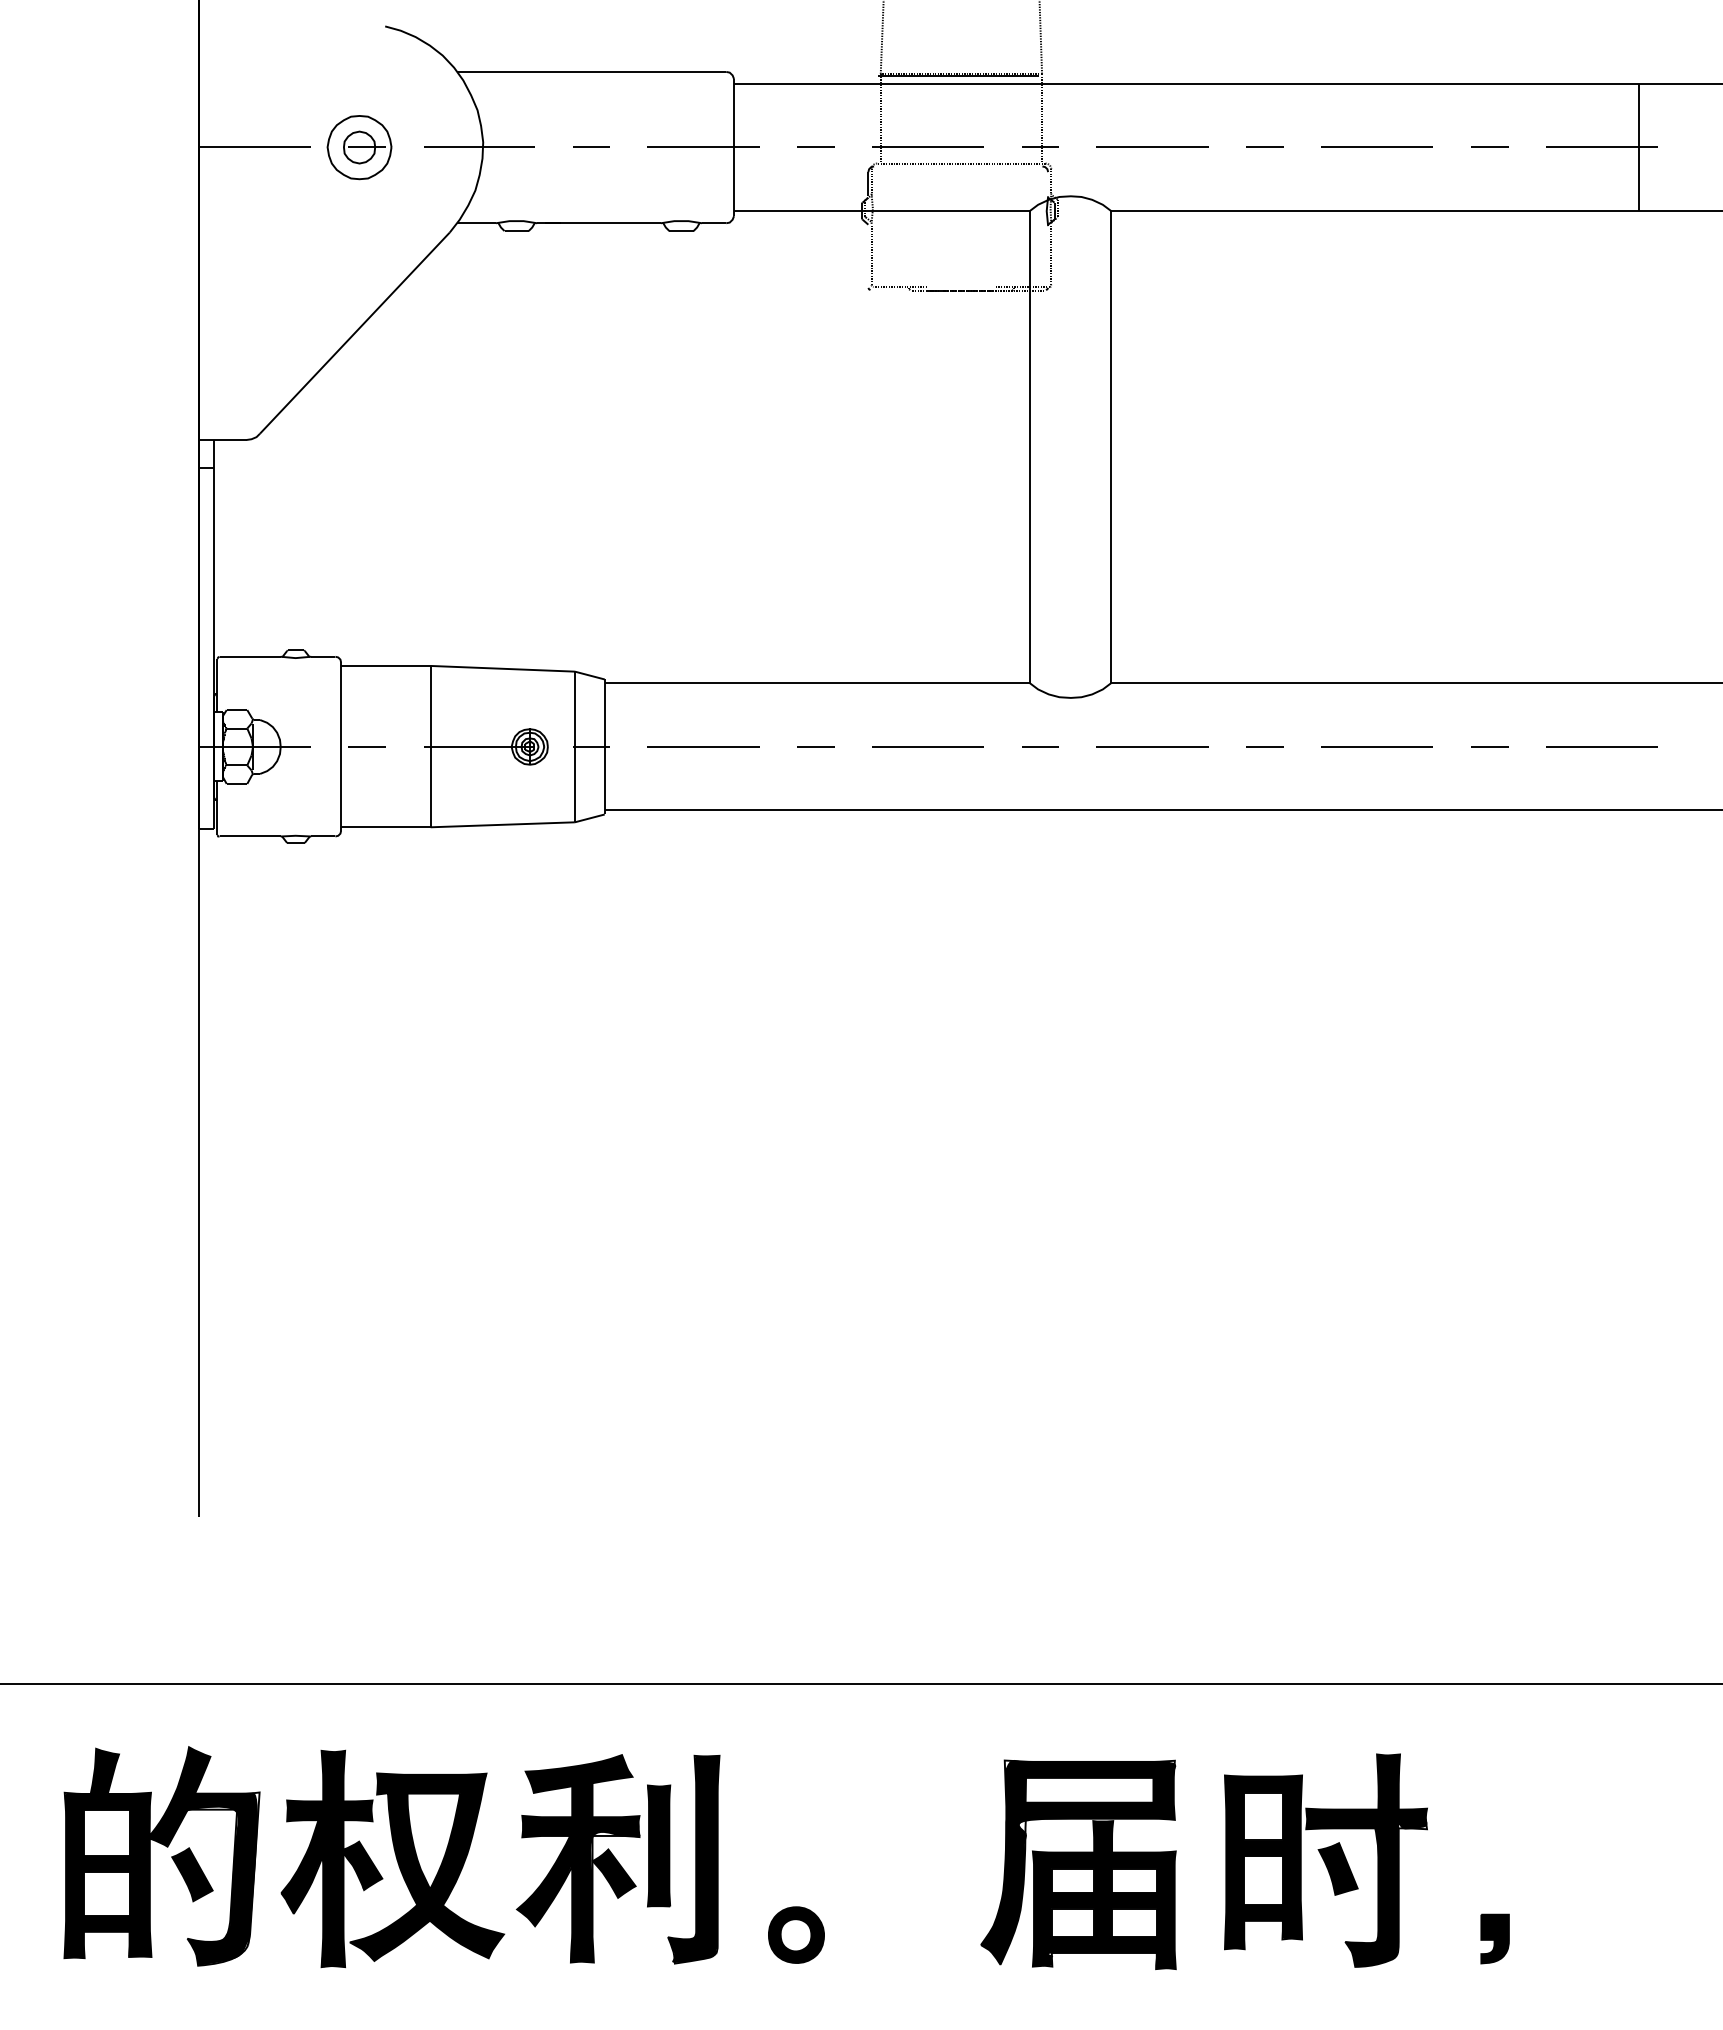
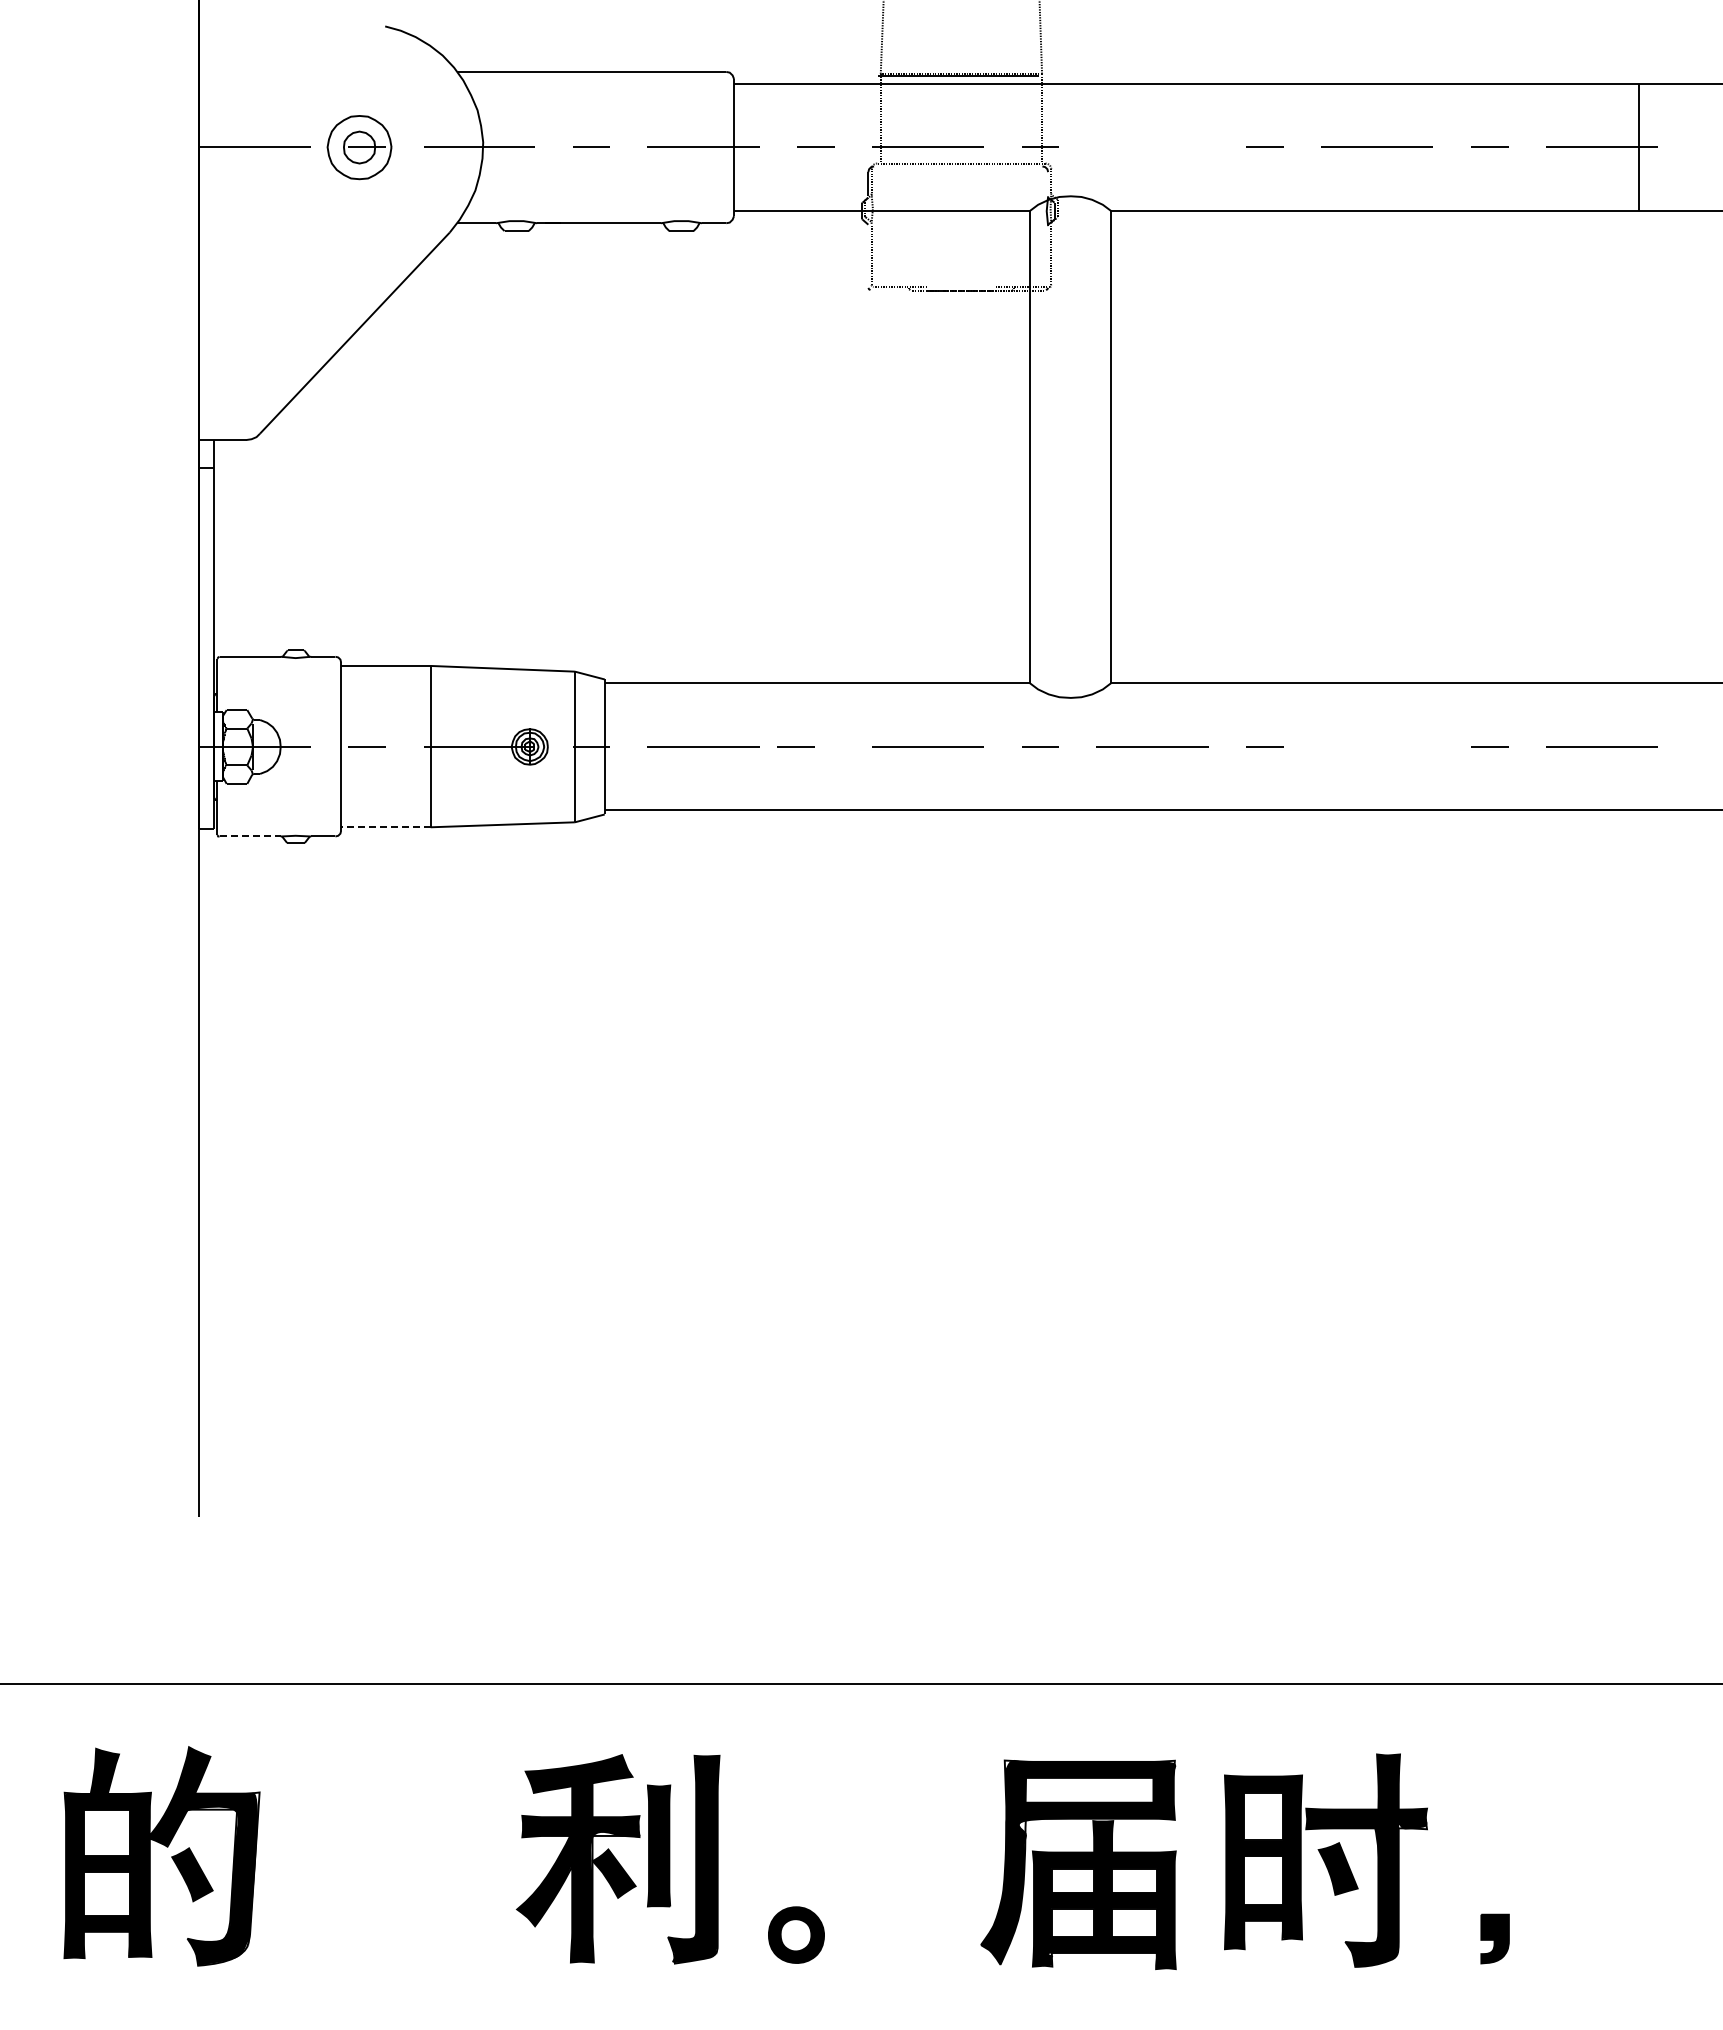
line: present -> none (1152, 146)
line position: (815, 746) -> (795, 746) (795, 746)
line: present -> none (1376, 746)
line: solid -> dashed (385, 827)
line: solid -> dashed (250, 836)
part: present -> none (392, 1858)
